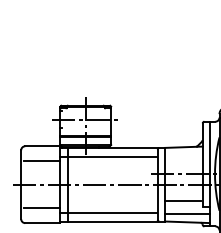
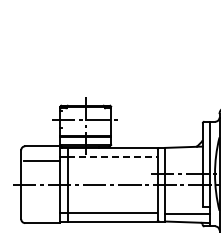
line: solid -> dashed (112, 156)
line: present -> none (183, 201)
line: present -> none (42, 208)
